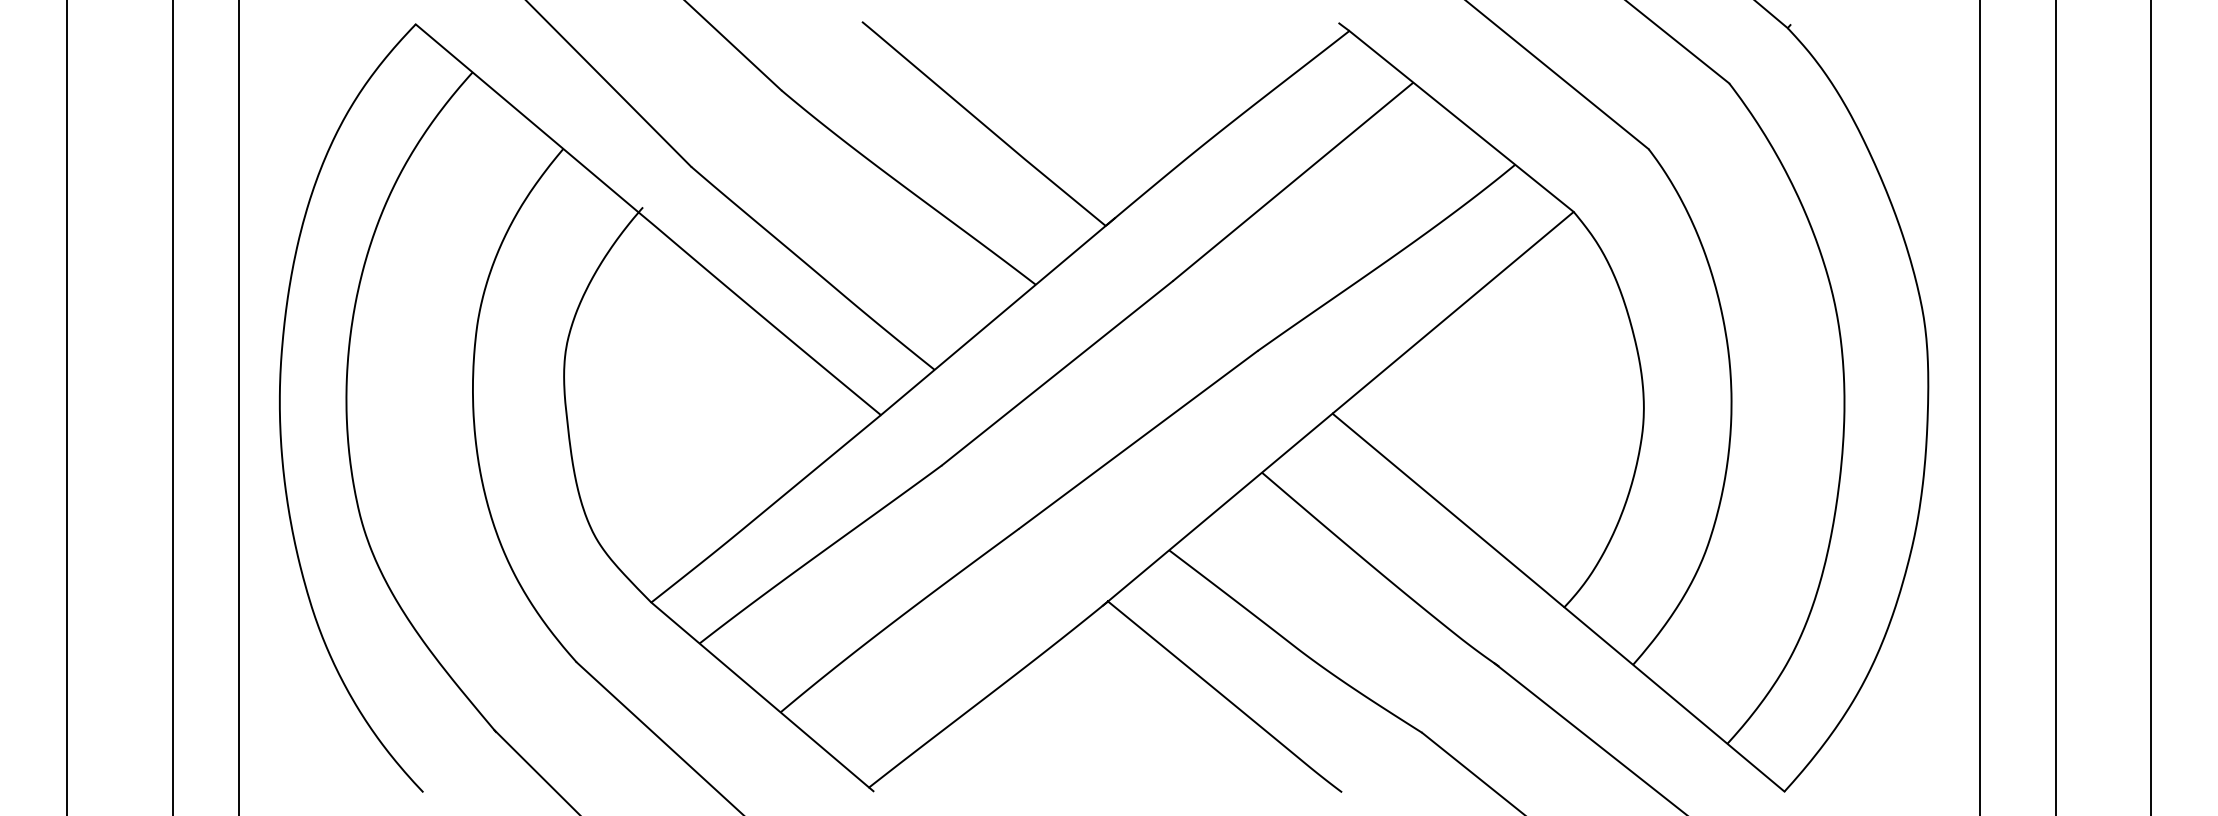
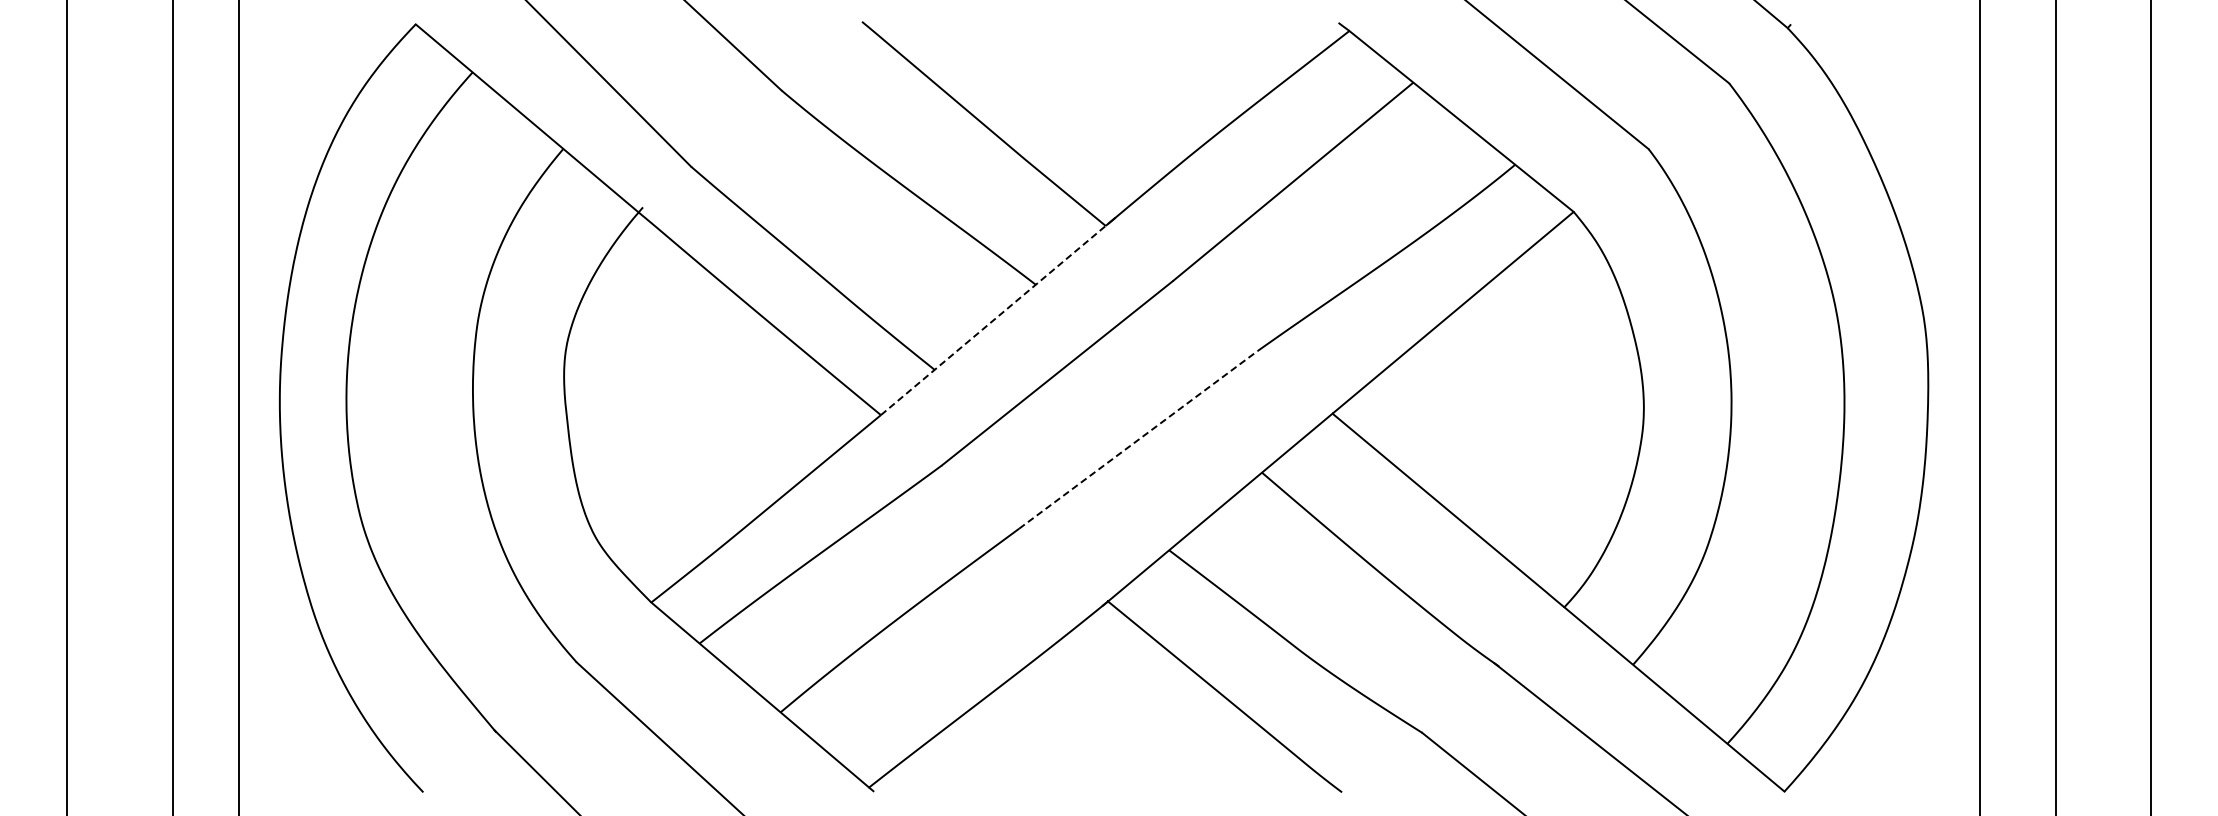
line: solid -> dashed (994, 319)
line: solid -> dashed (1138, 439)
